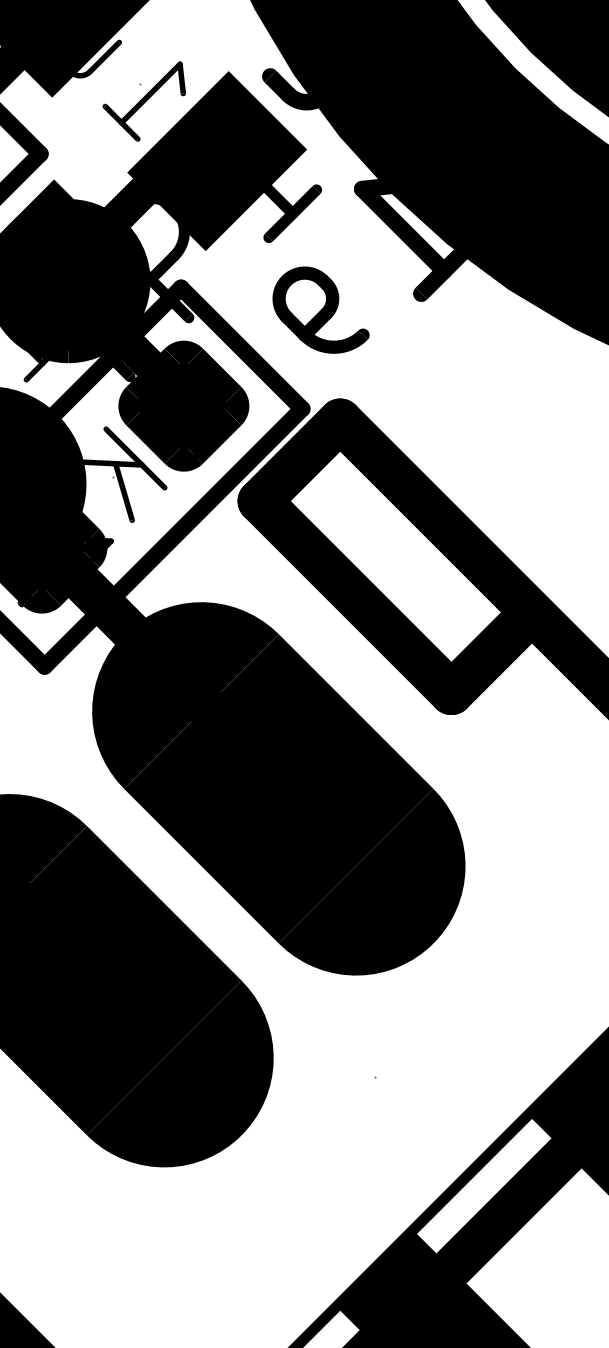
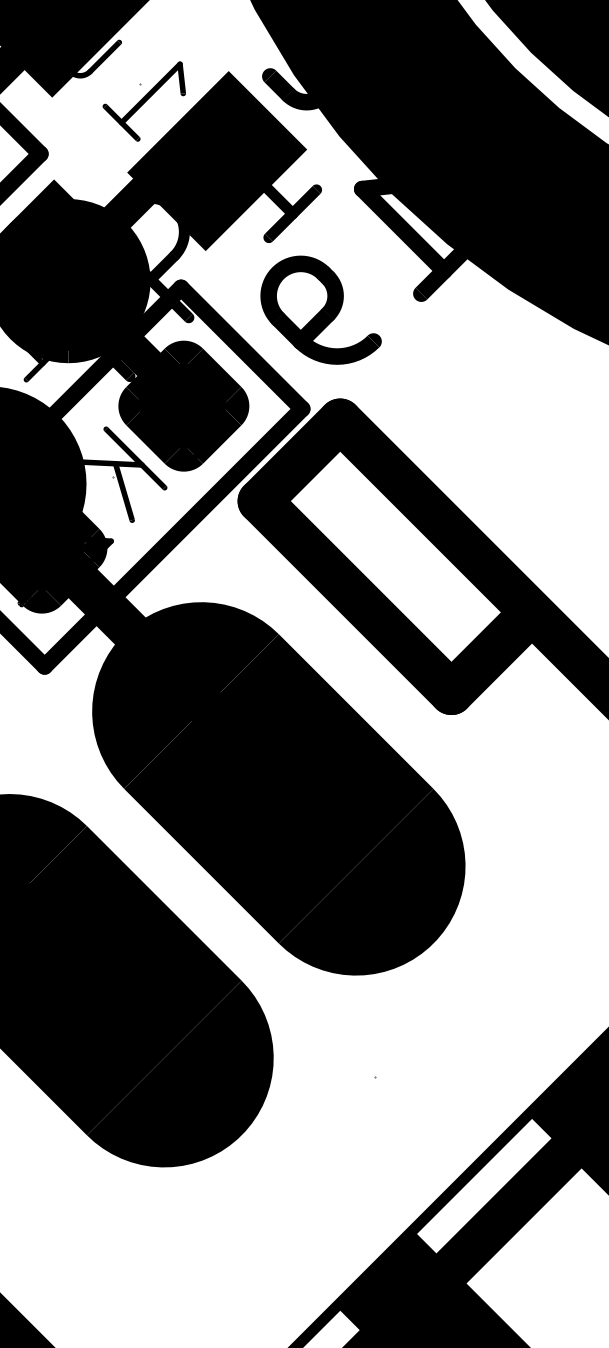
part size: 98x88 px -> 122x110 px (320, 309)
